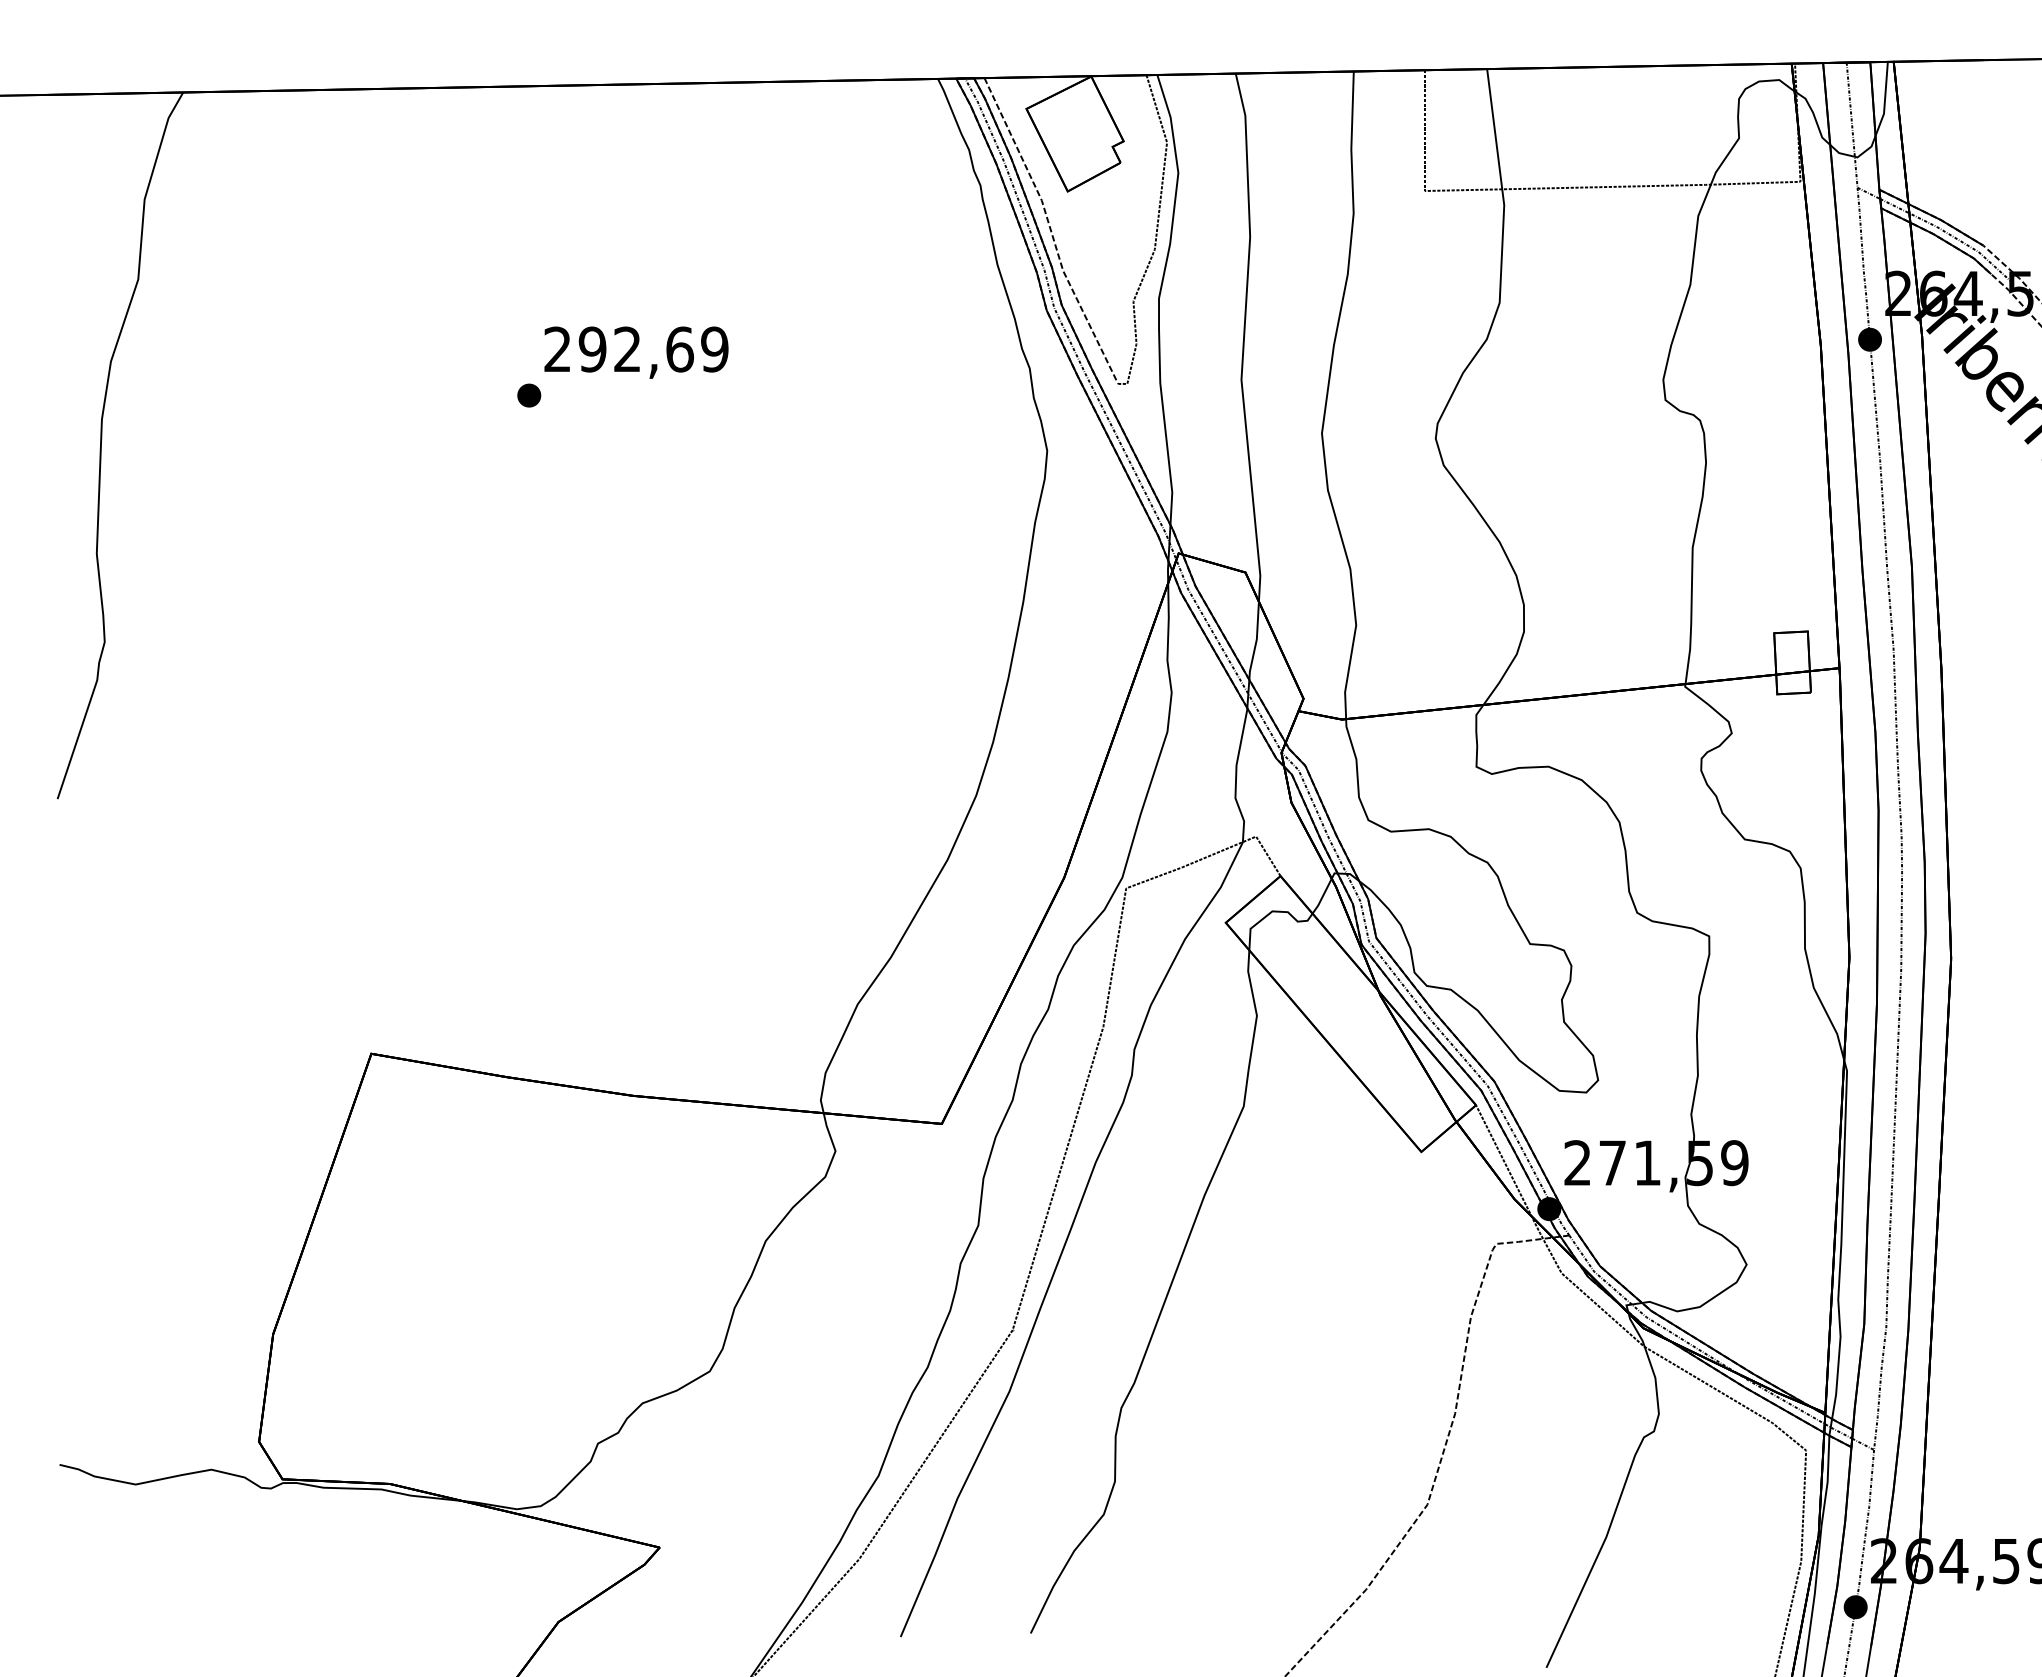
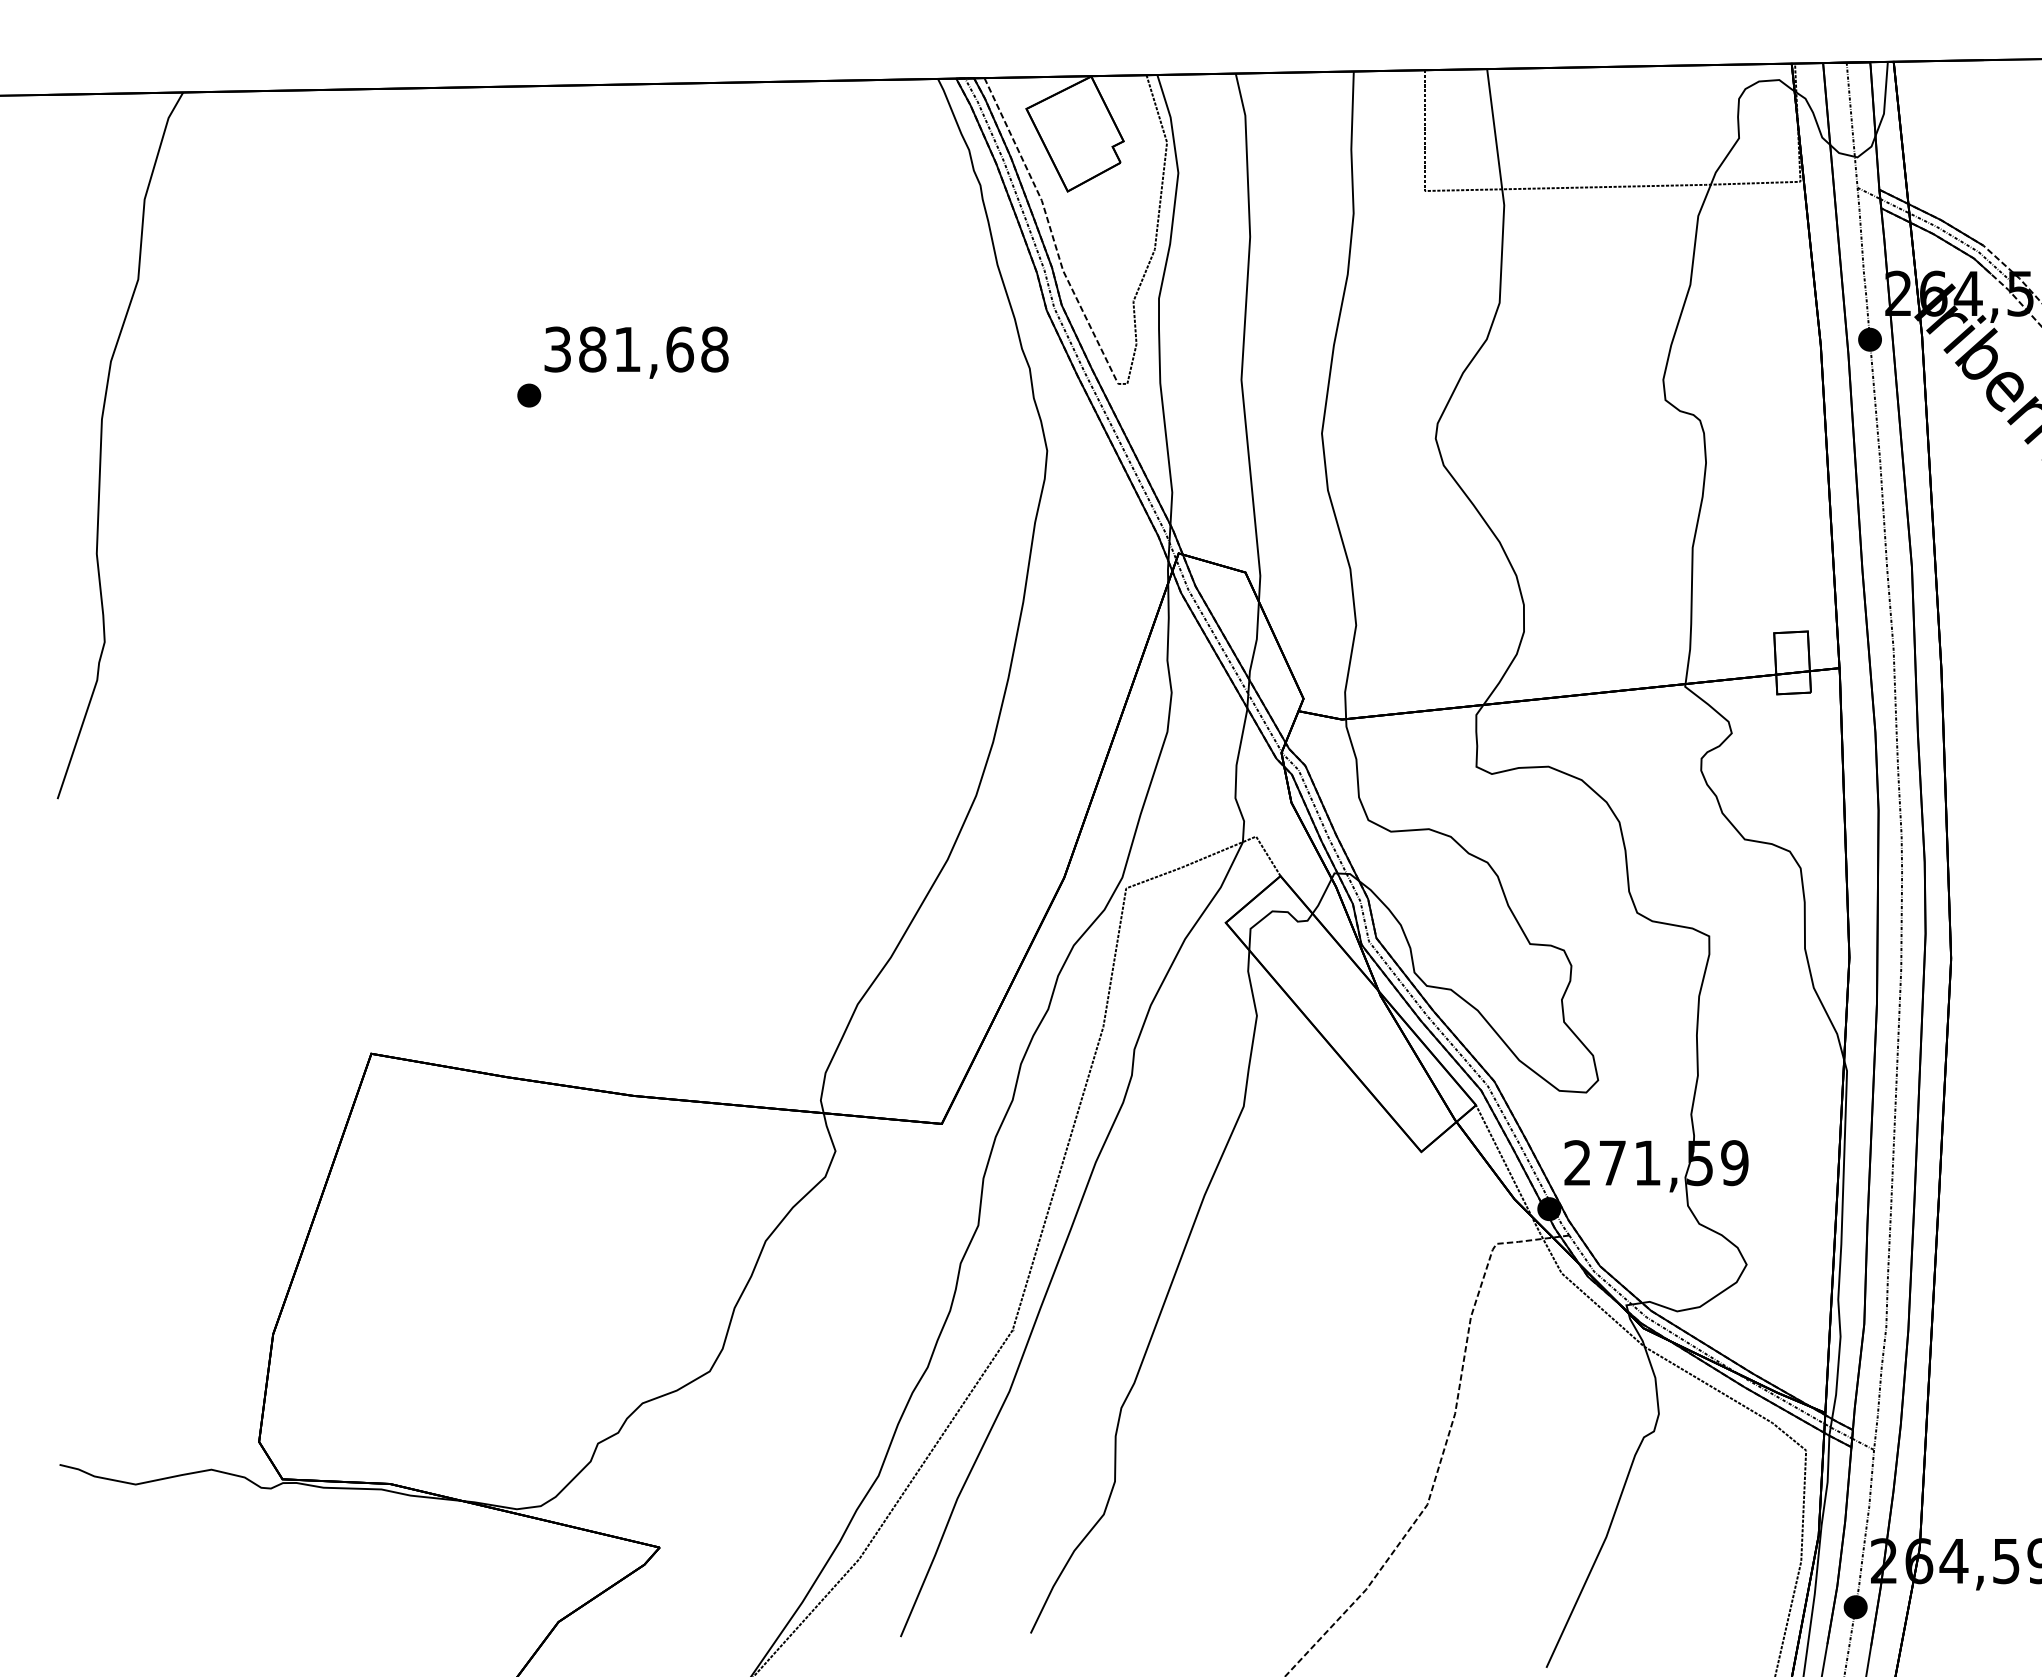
text: 292,69 -> 381,68 (636, 349)
